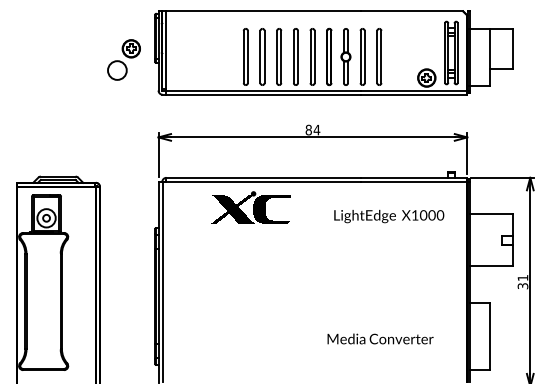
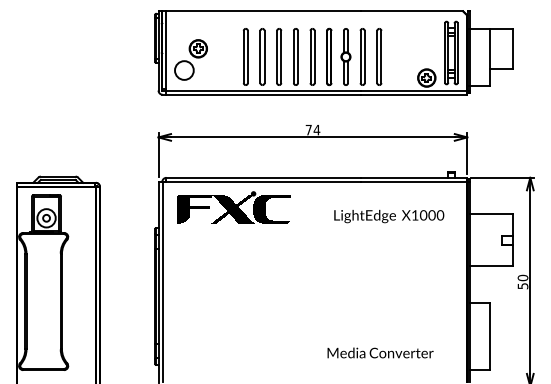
part position: (123, 59) -> (190, 59) (190, 59)
text: 84 -> 74 (308, 129)
hatch: none -> present (193, 208)
text: 31 -> 50 (522, 281)
text position: (380, 338) -> (380, 352) (380, 352)
